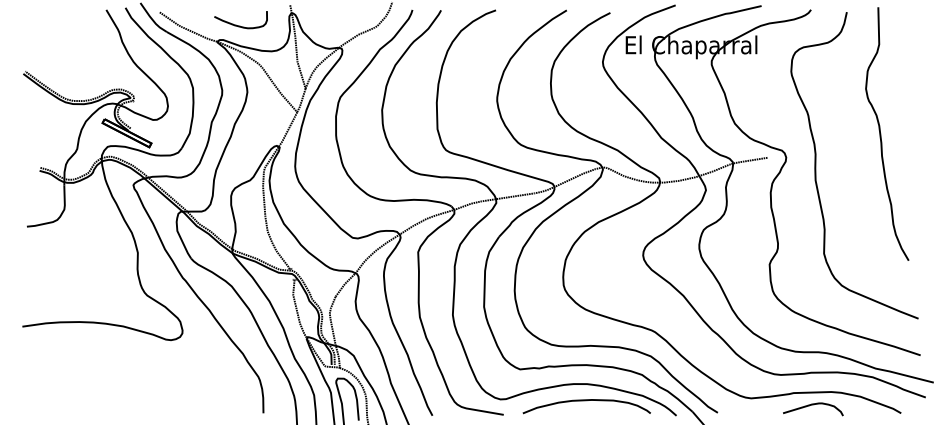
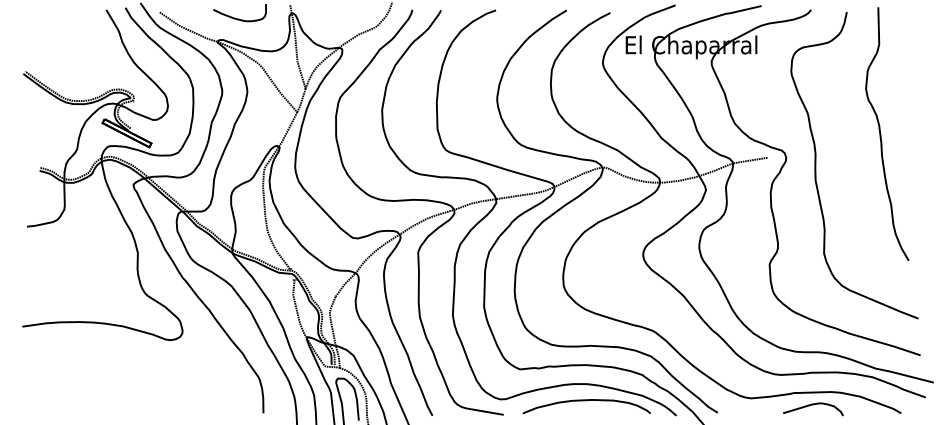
curve position: (240, 25) -> (239, 18) (239, 18)
